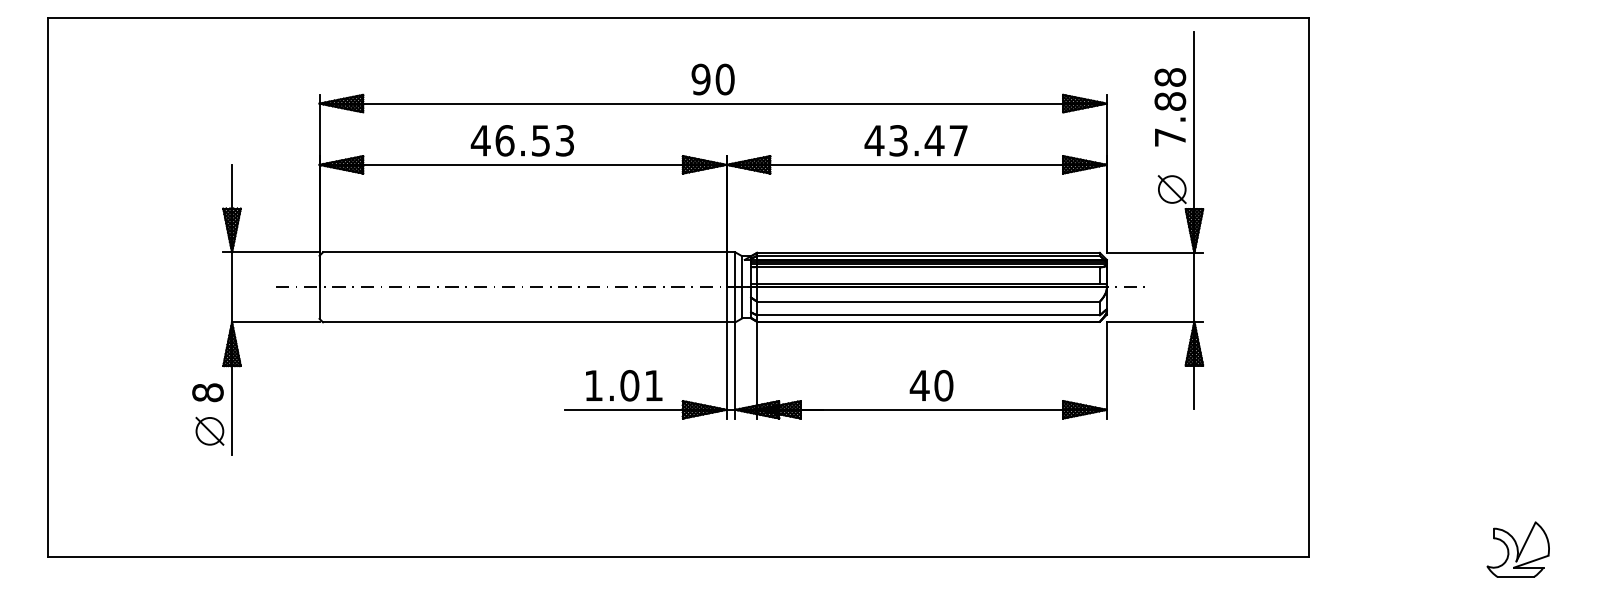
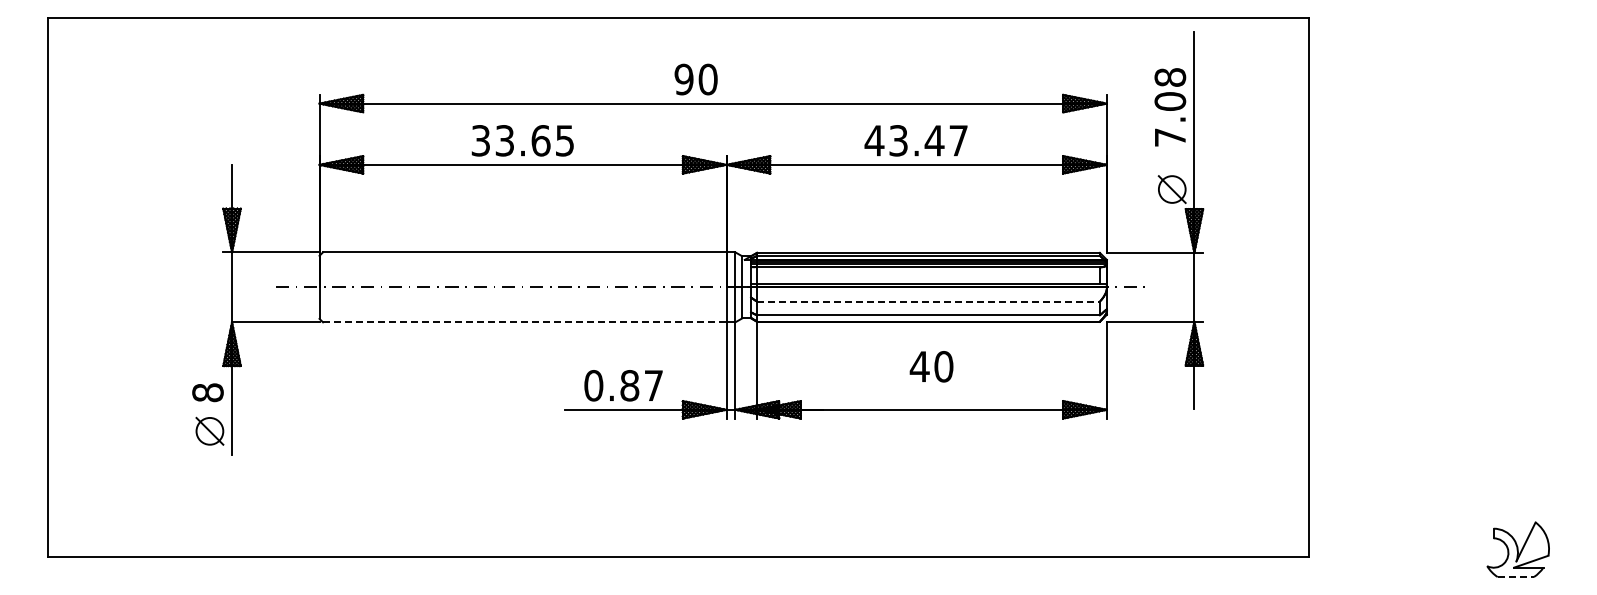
text position: (712, 79) -> (695, 79) (695, 79)
text: 7.88 -> 7.08 (1169, 101)
text: 46.53 -> 33.65 (521, 140)
line: solid -> dashed (928, 301)
line: solid -> dashed (524, 322)
text: 1.01 -> 0.87 (623, 385)
text position: (931, 385) -> (931, 366) (931, 366)
line: solid -> dashed (1516, 577)
